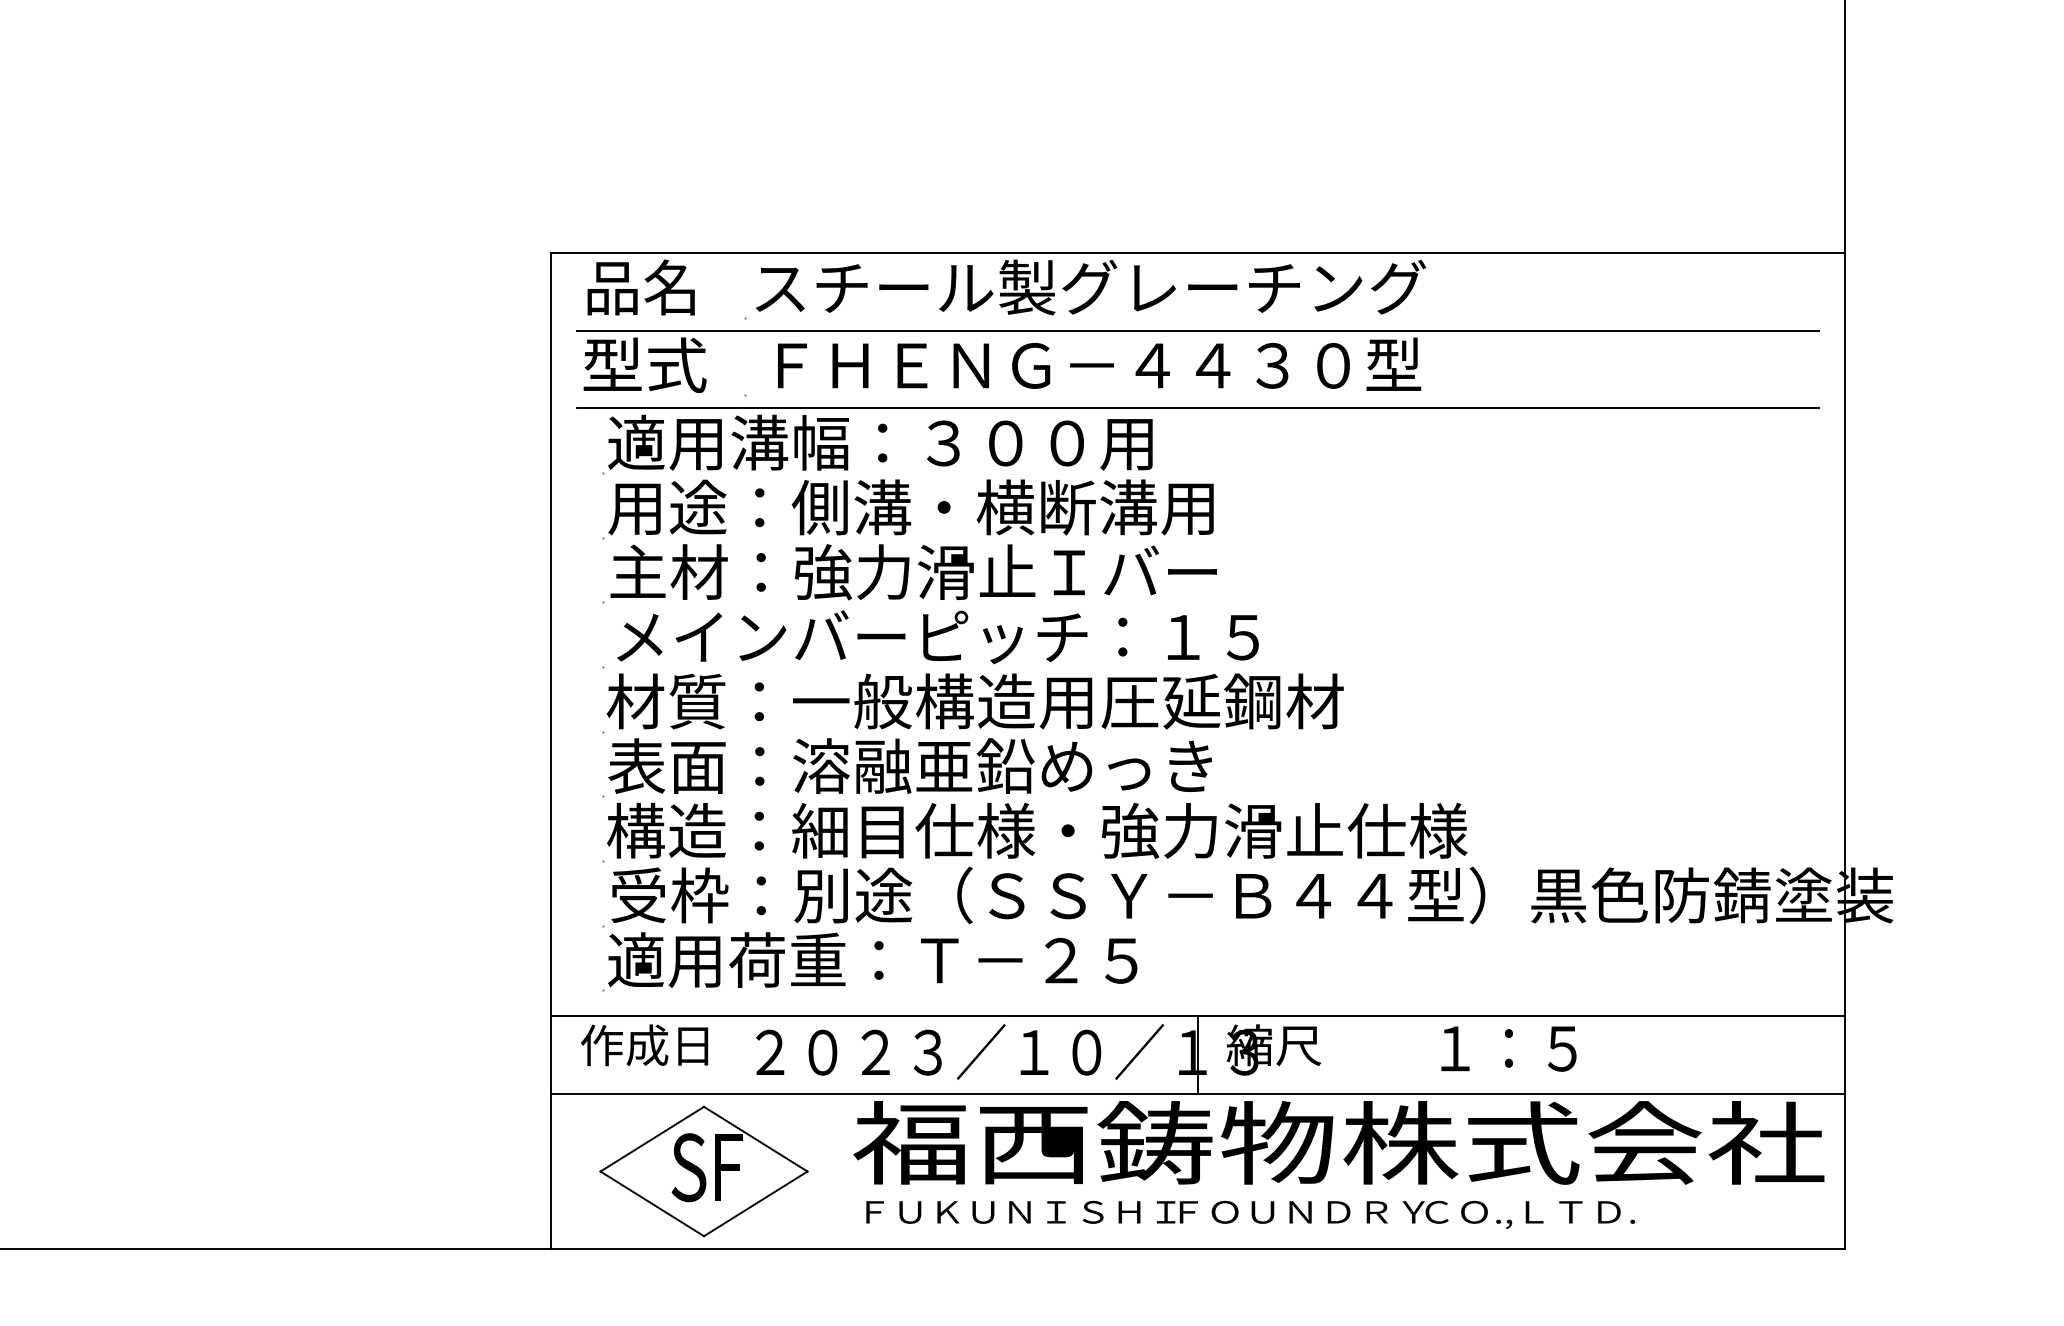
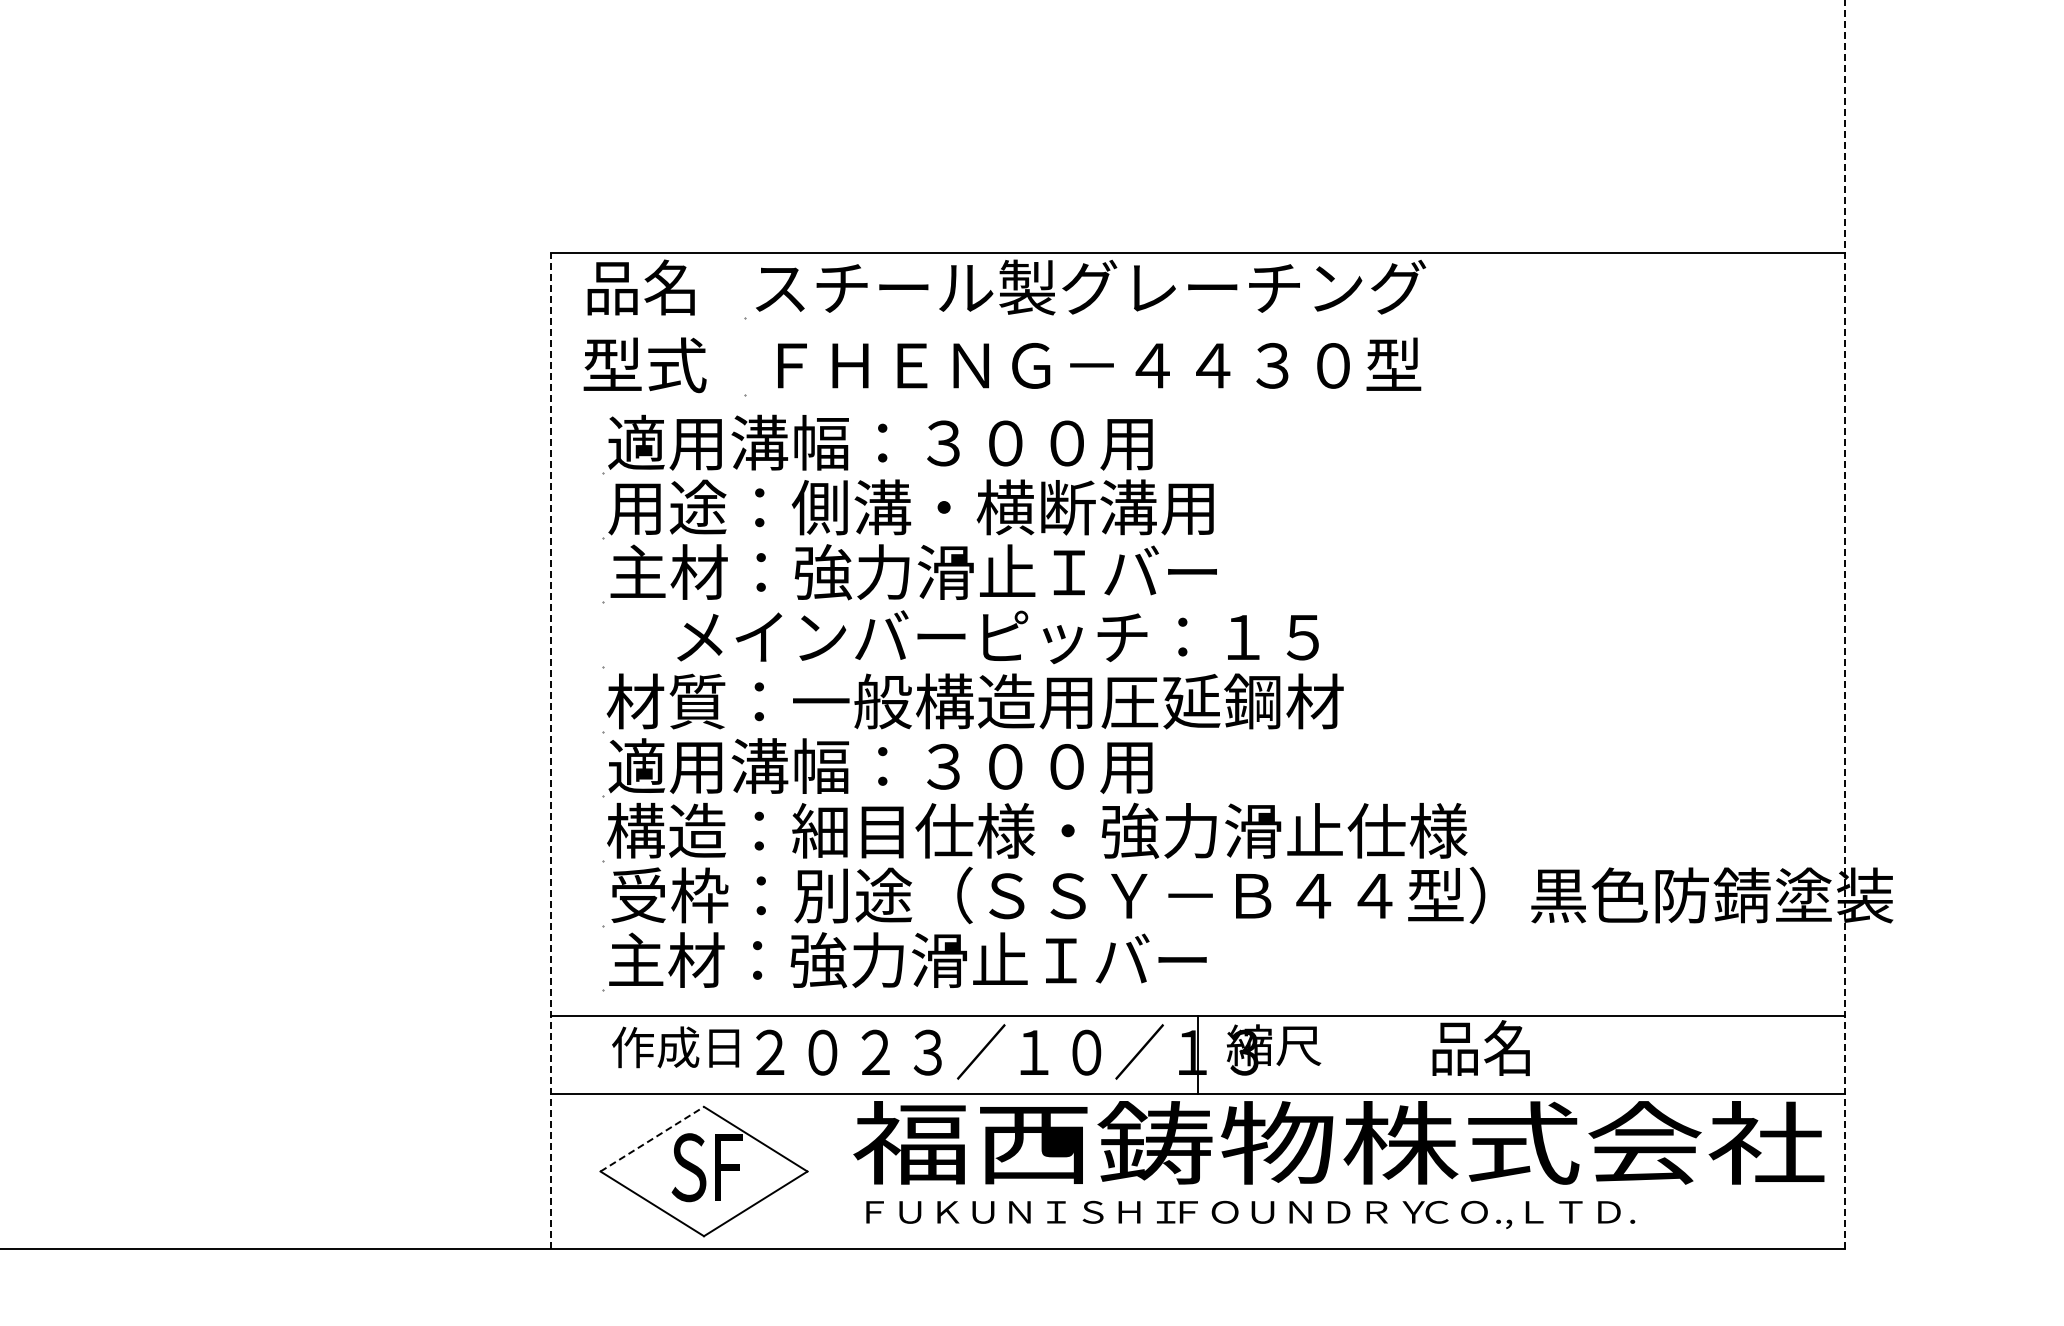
line: present -> none (1197, 330)
line: present -> none (1197, 408)
line: solid -> dashed (1844, 624)
text position: (937, 637) -> (997, 637) (997, 637)
line: solid -> dashed (551, 751)
text: 表面：溶融亜鉛めっき -> 適用溝幅：３００用 (910, 765)
text: 適用荷重：Ｔ－２５ -> 主材：強力滑止Ｉバー (907, 960)
text position: (644, 1045) -> (675, 1047) (675, 1047)
text: １：５ -> 品名 (1504, 1048)
line: solid -> dashed (652, 1138)
